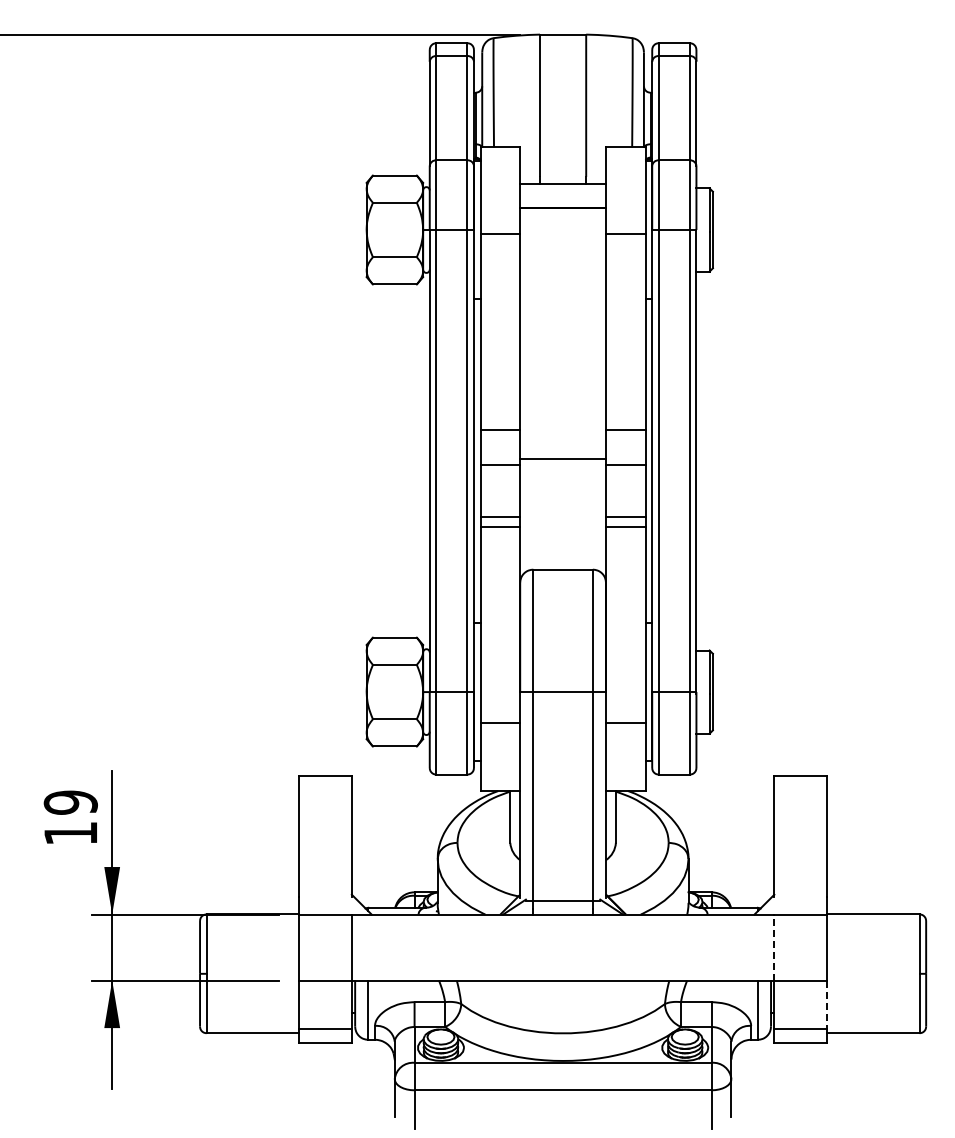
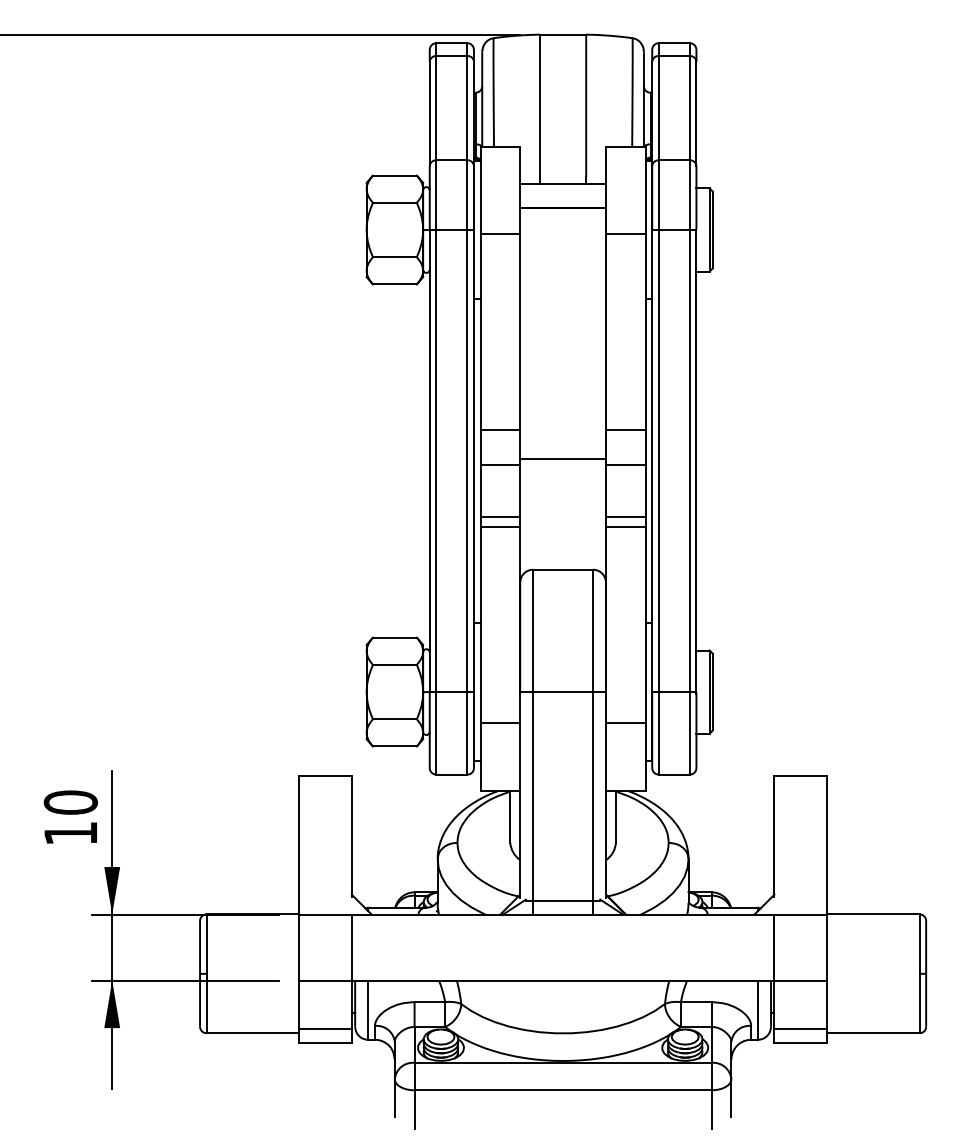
text: 19 -> 10 (70, 802)
line: dashed -> solid (774, 947)
line: dashed -> solid (827, 1005)
